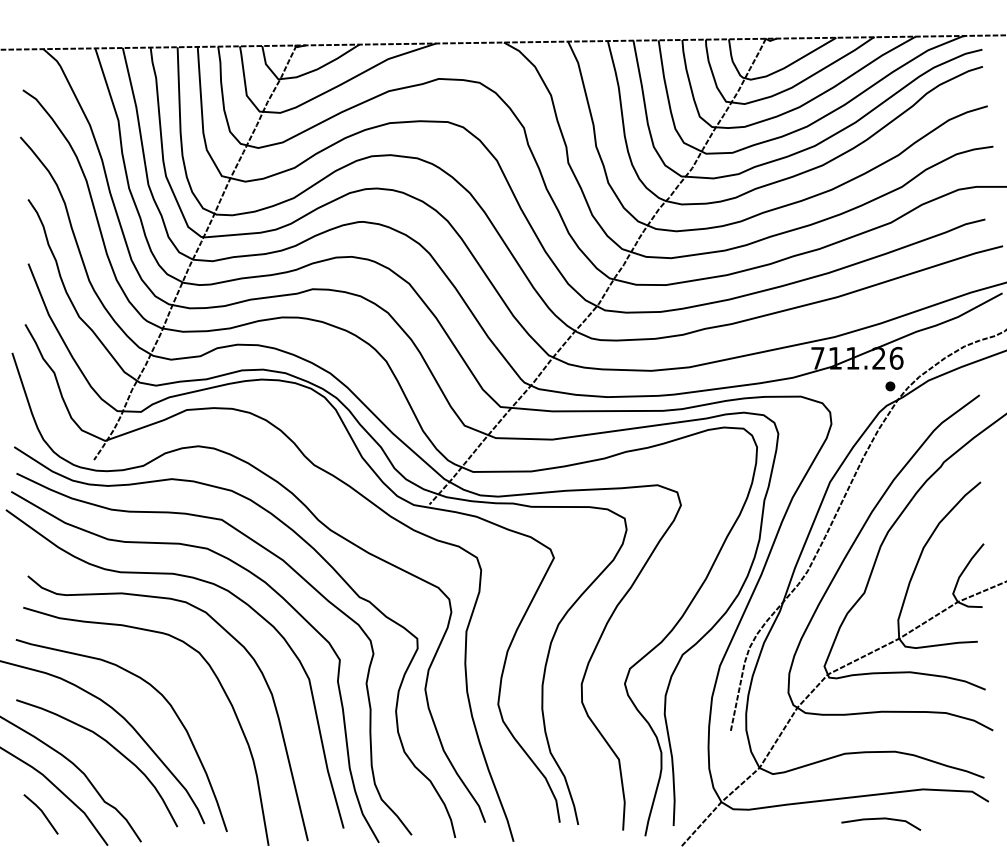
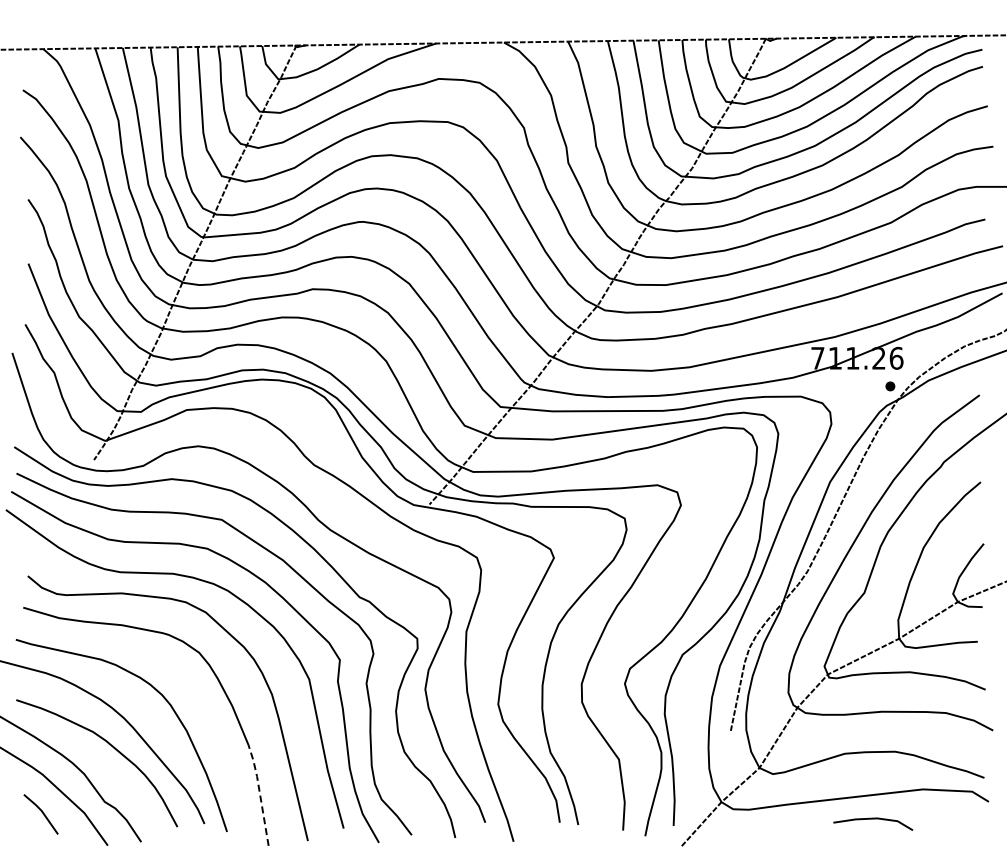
line: solid -> dashed (259, 794)
line position: (881, 819) -> (873, 819) (873, 819)
